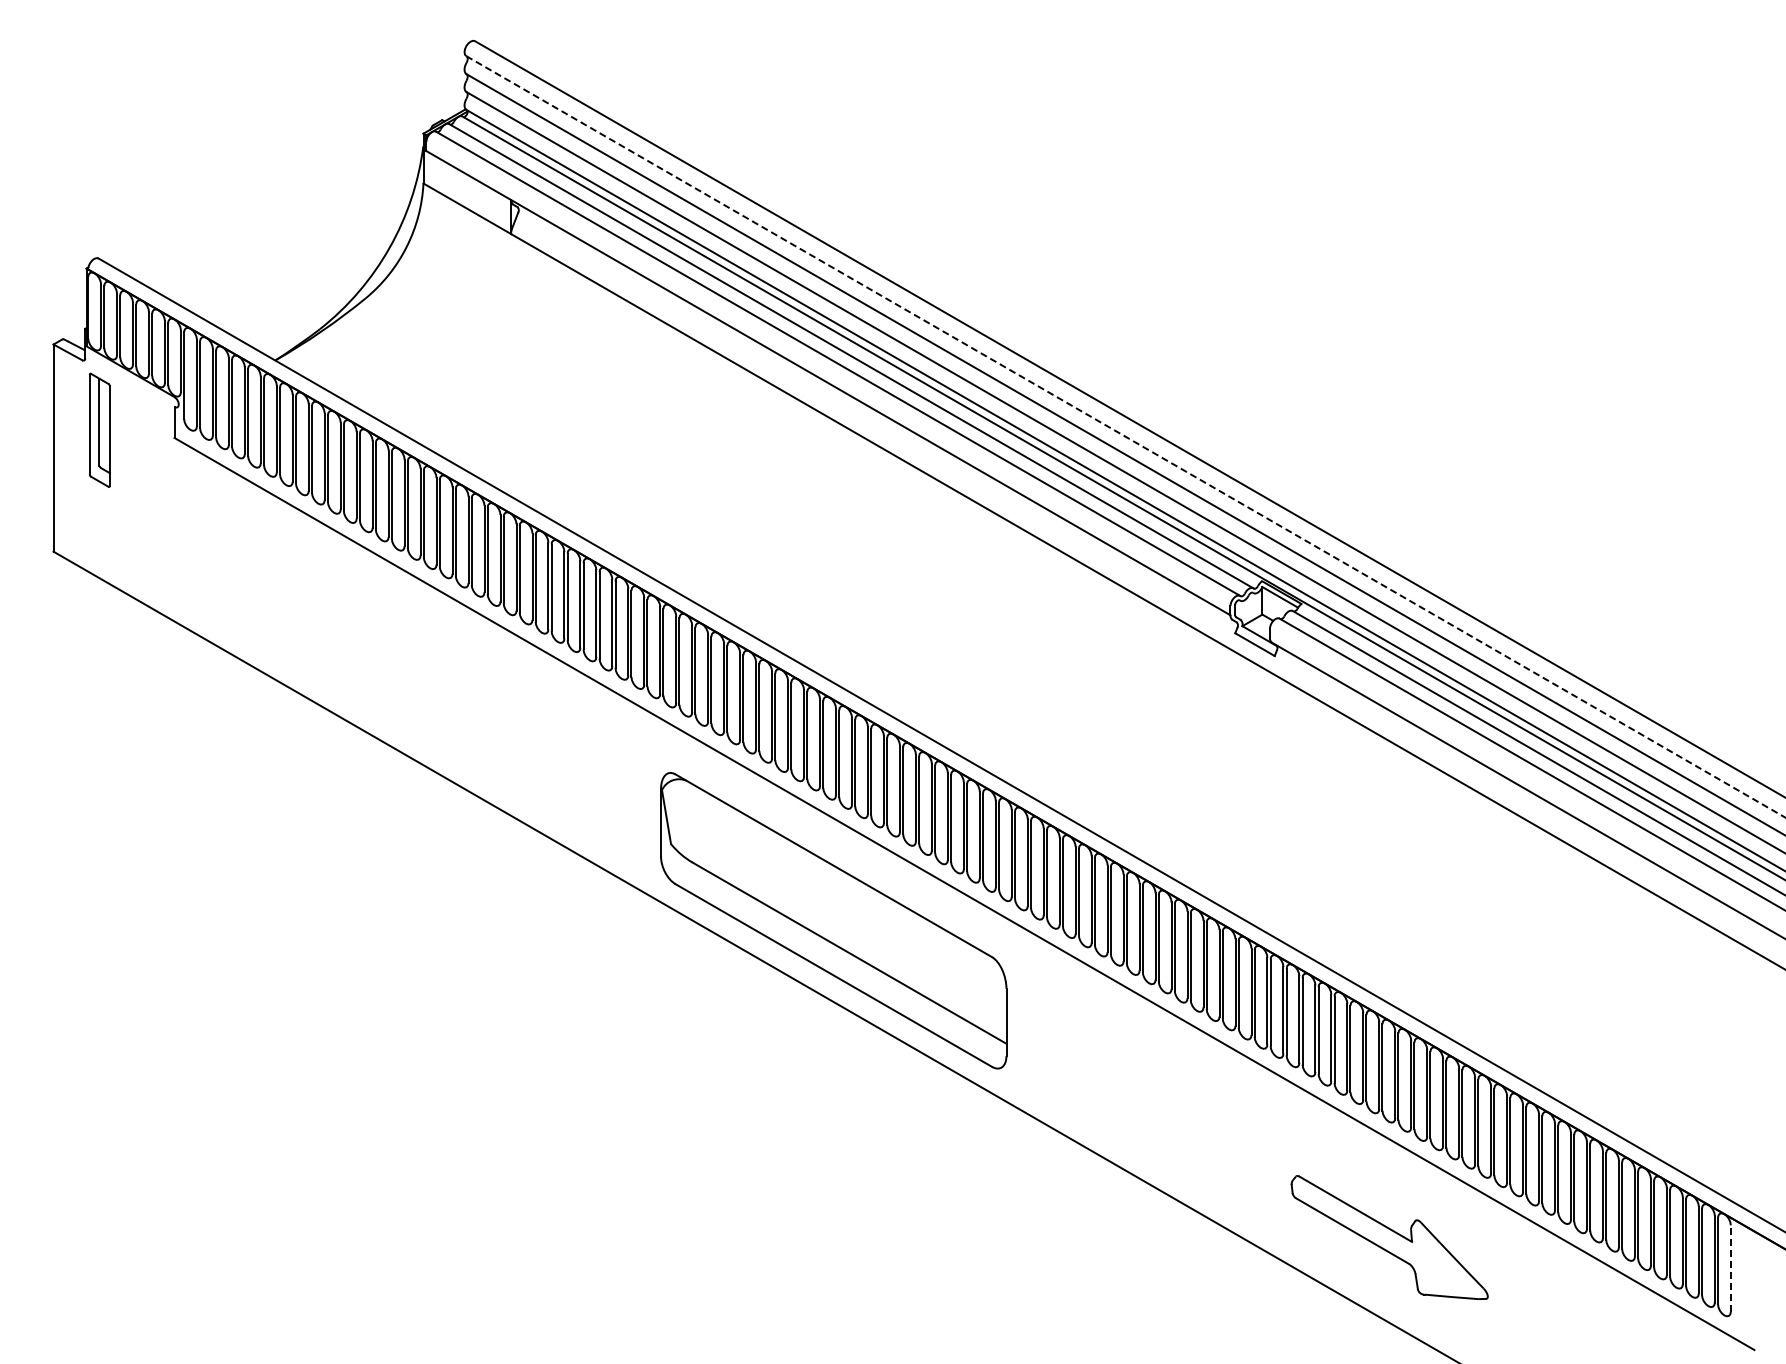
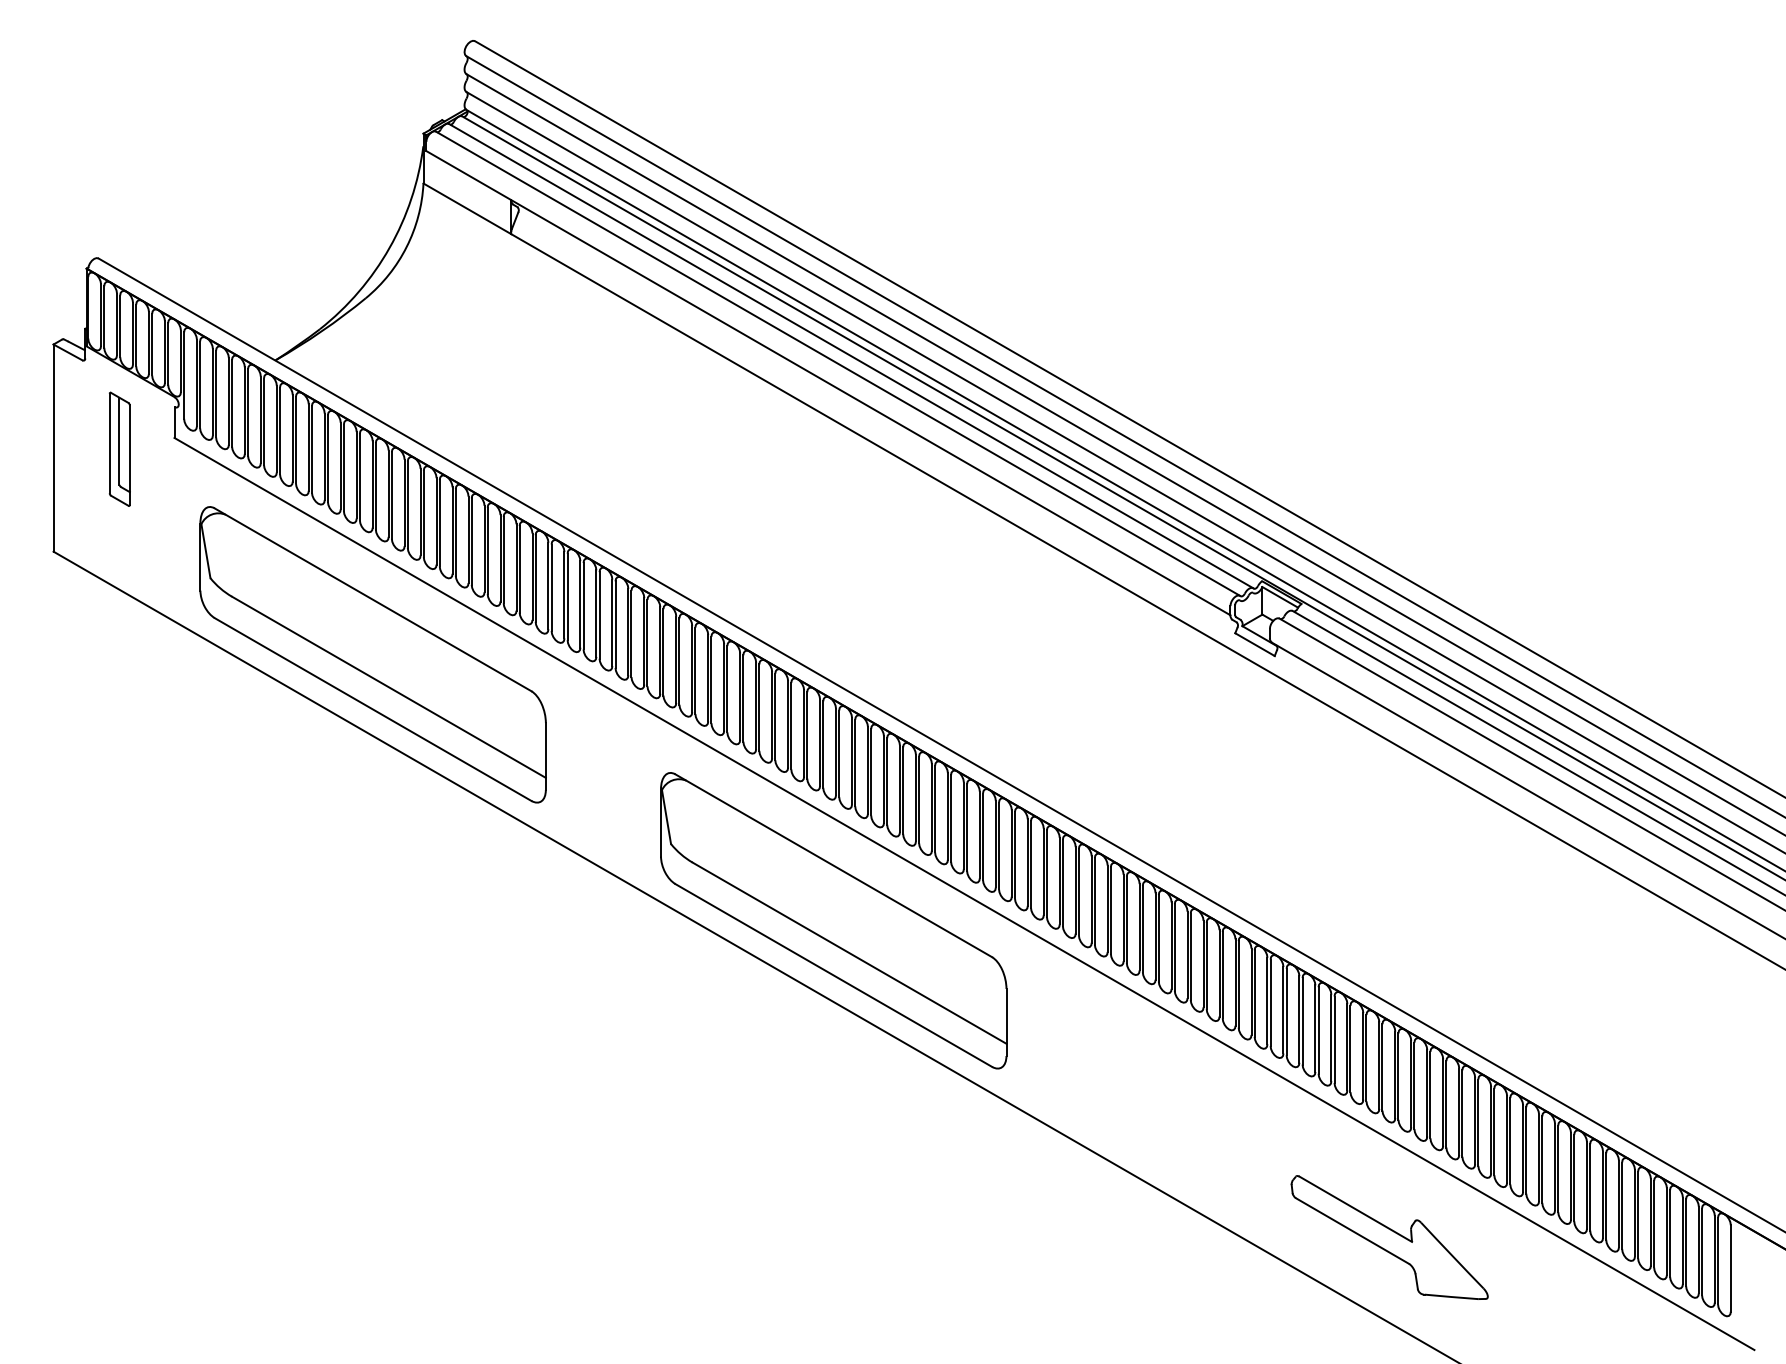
part position: (99, 429) -> (119, 448) (119, 448)
line: dashed -> solid (1126, 437)
part: none -> present (372, 654)
line: dashed -> solid (1730, 1268)
